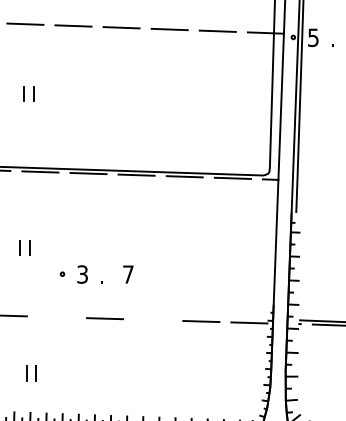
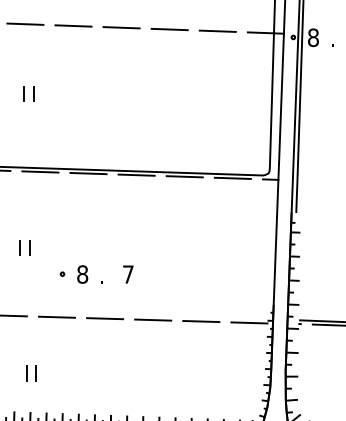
text: 5 -> 8 (313, 37)
text: 3 -> 8 (82, 274)
line: none -> present (56, 316)
line: none -> present (153, 319)
